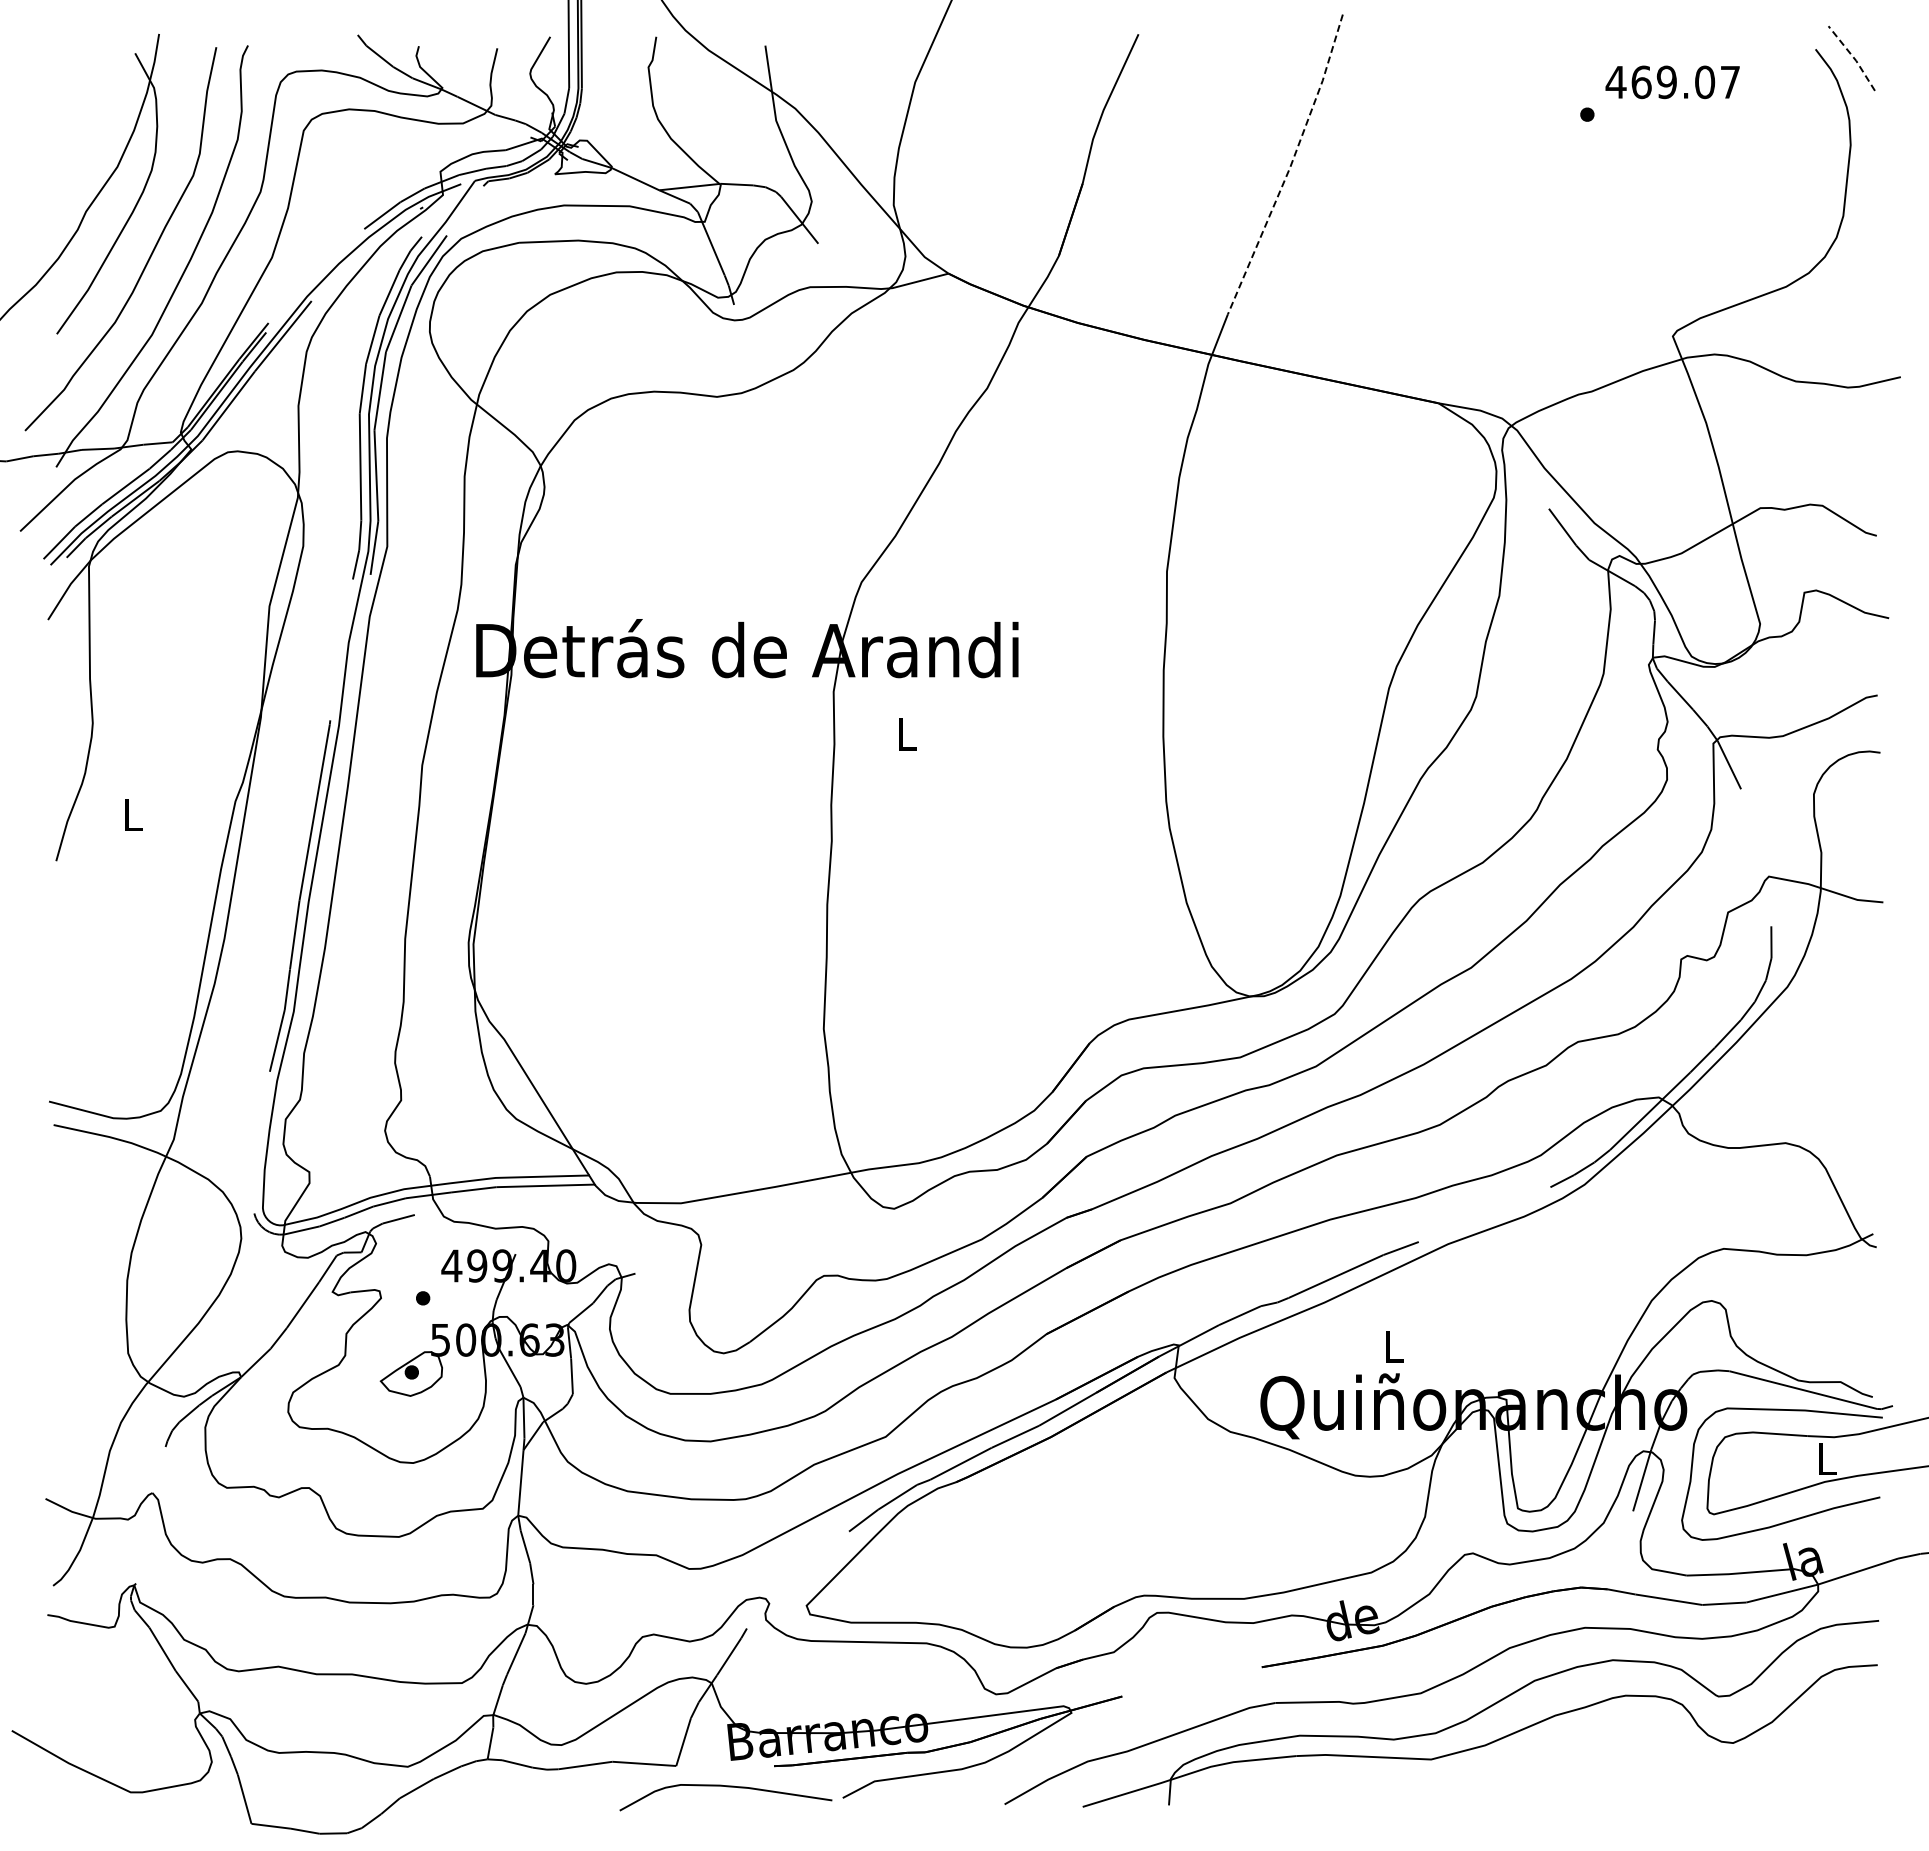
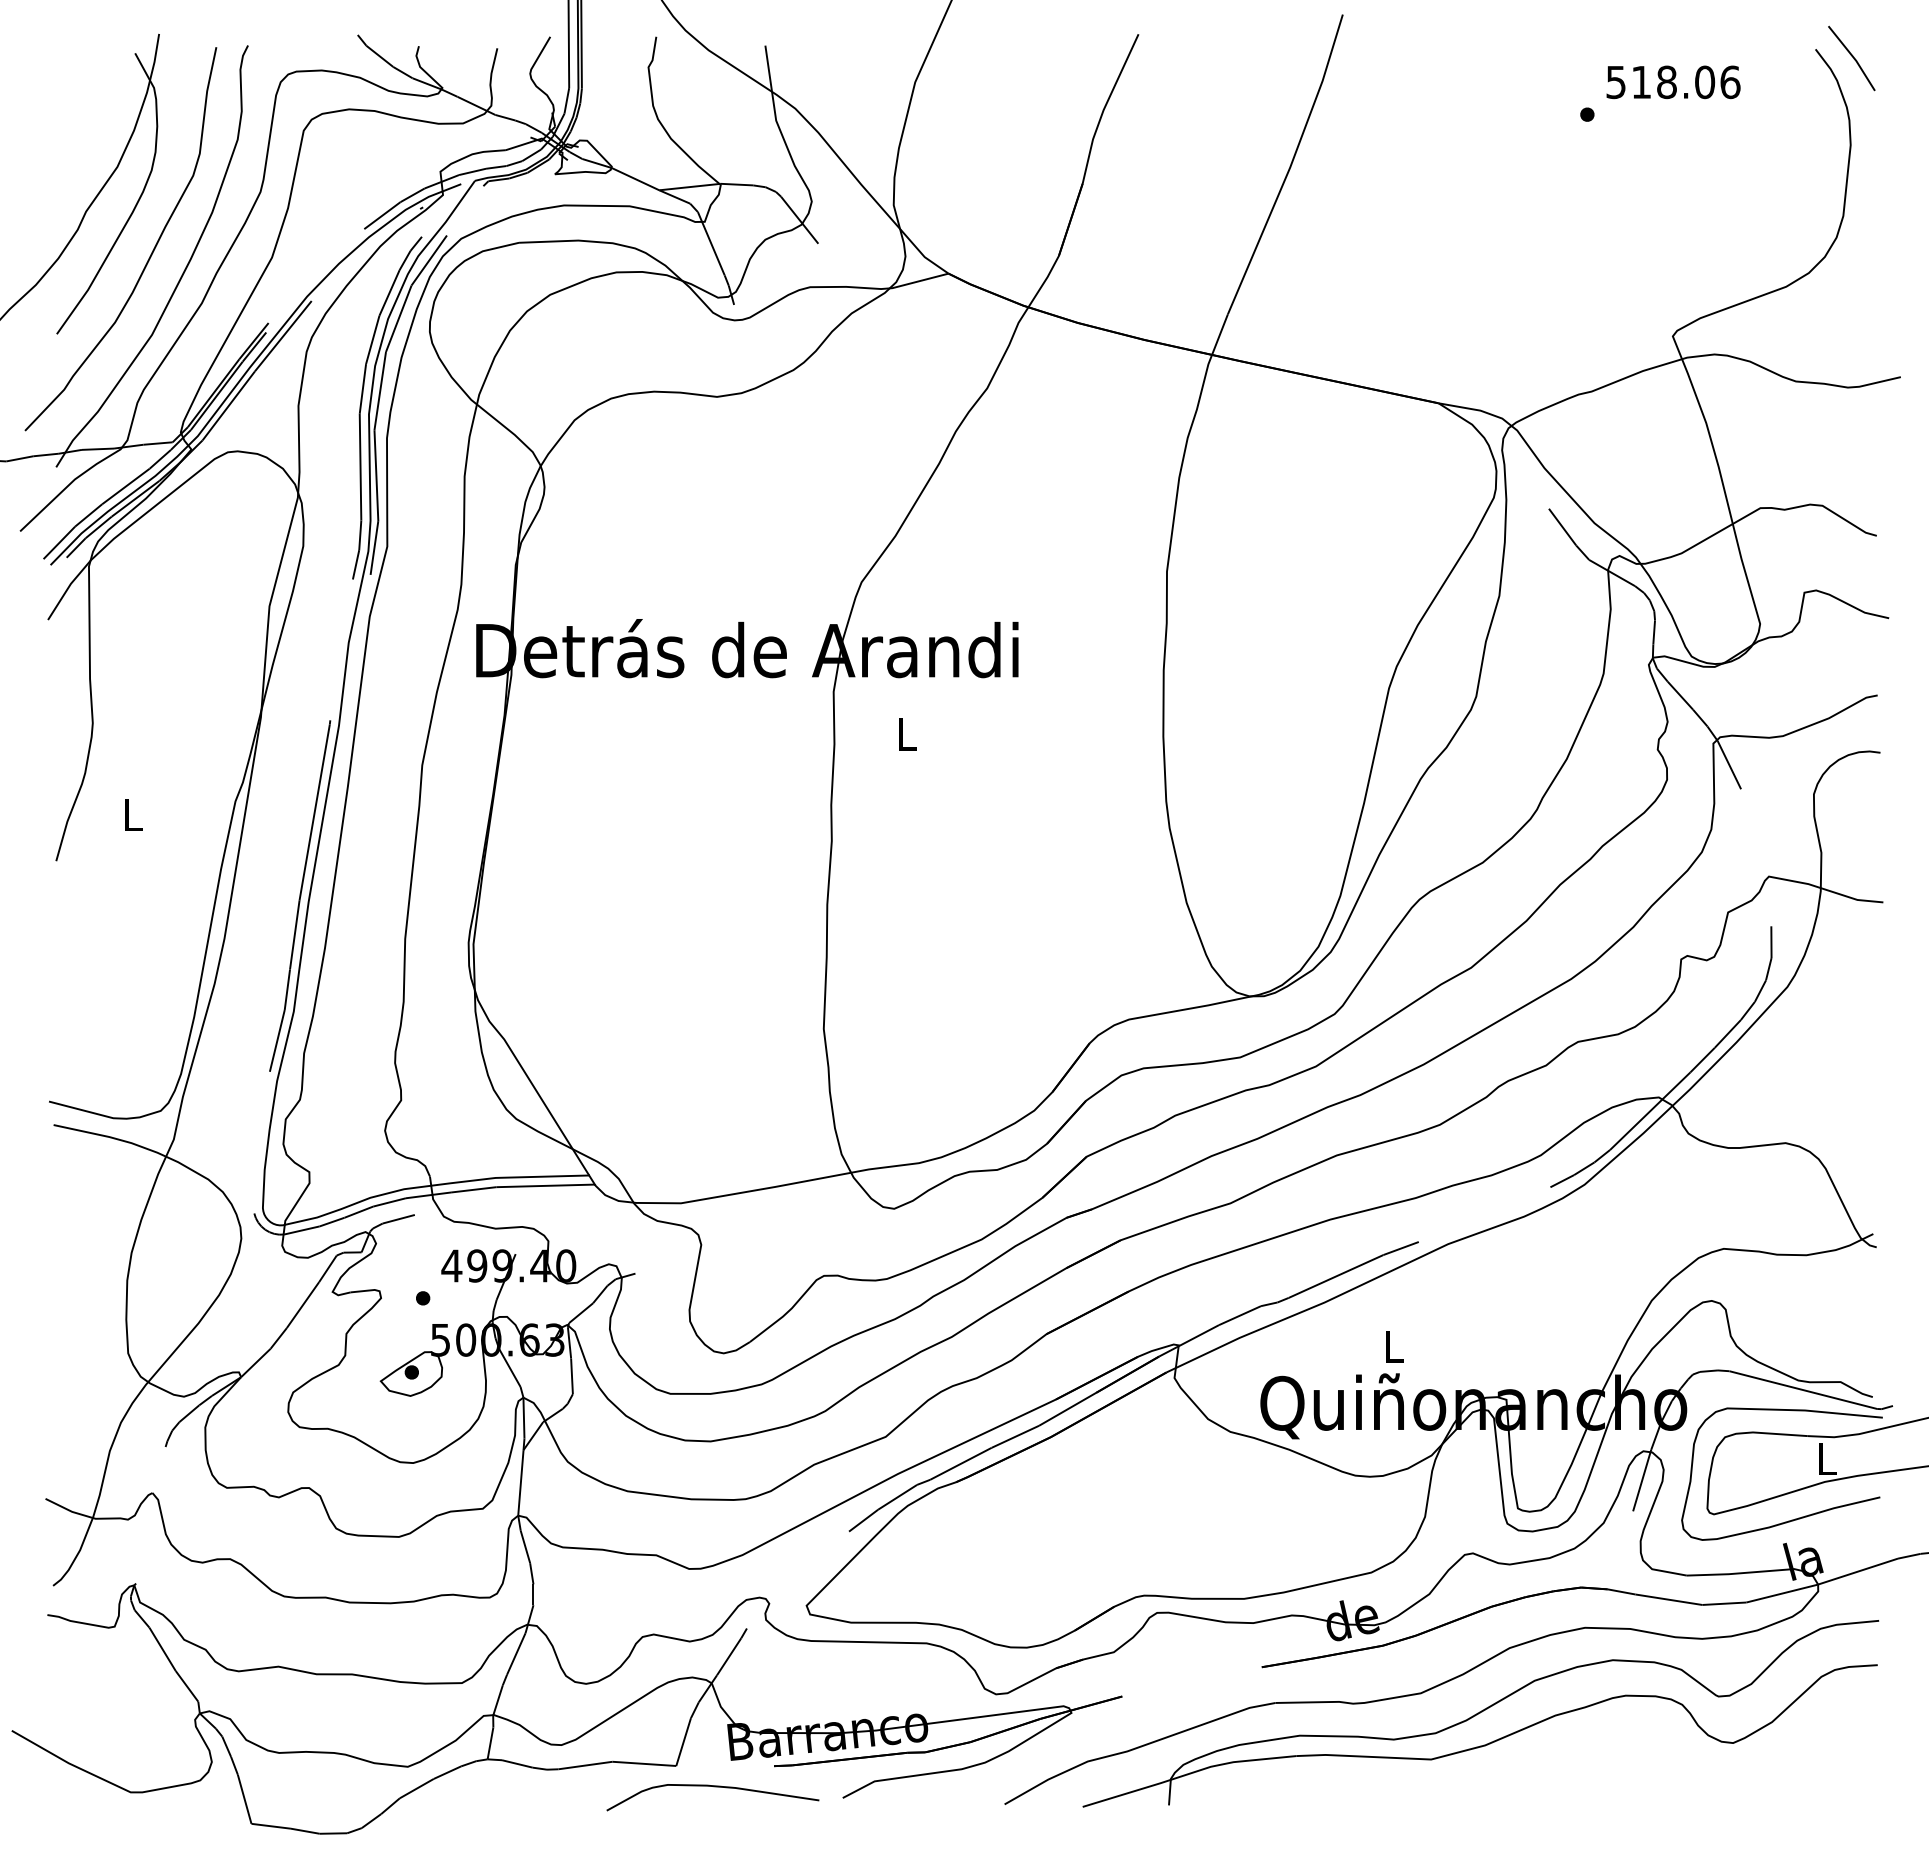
line: dashed -> solid (1853, 57)
text: 469.07 -> 518.06 (1672, 82)
line: dashed -> solid (1290, 166)
curve position: (726, 1787) -> (713, 1787) (713, 1787)
